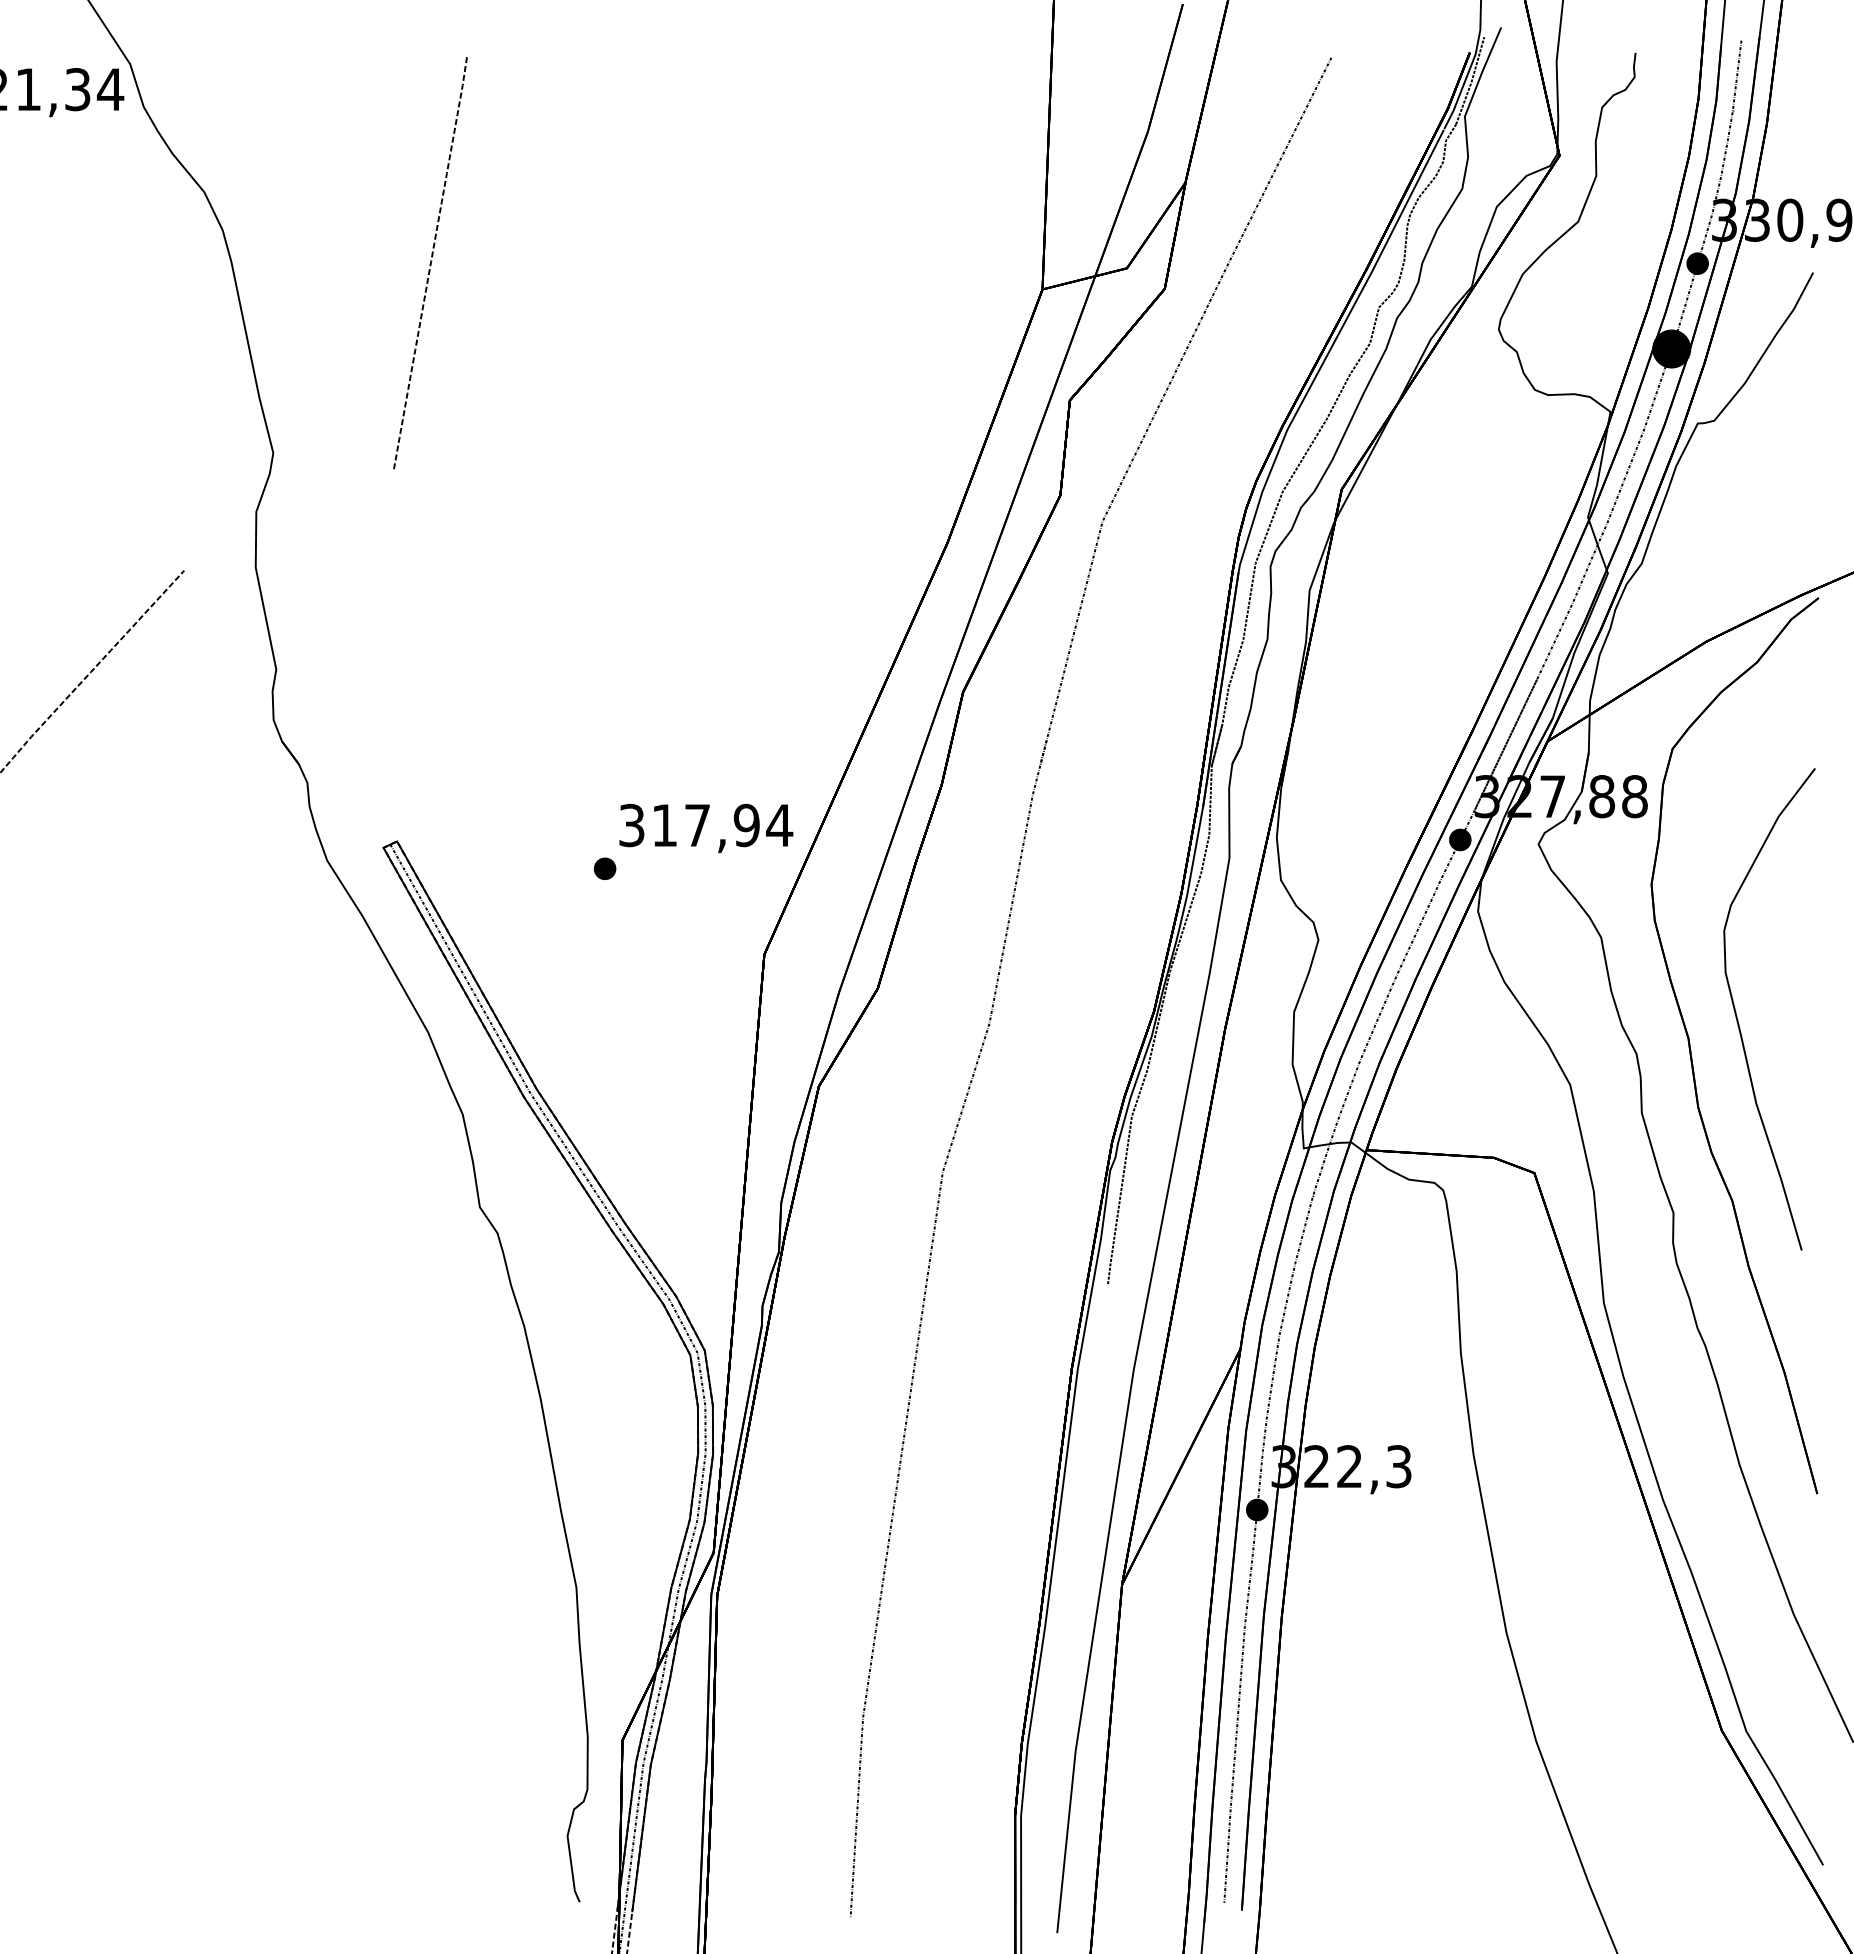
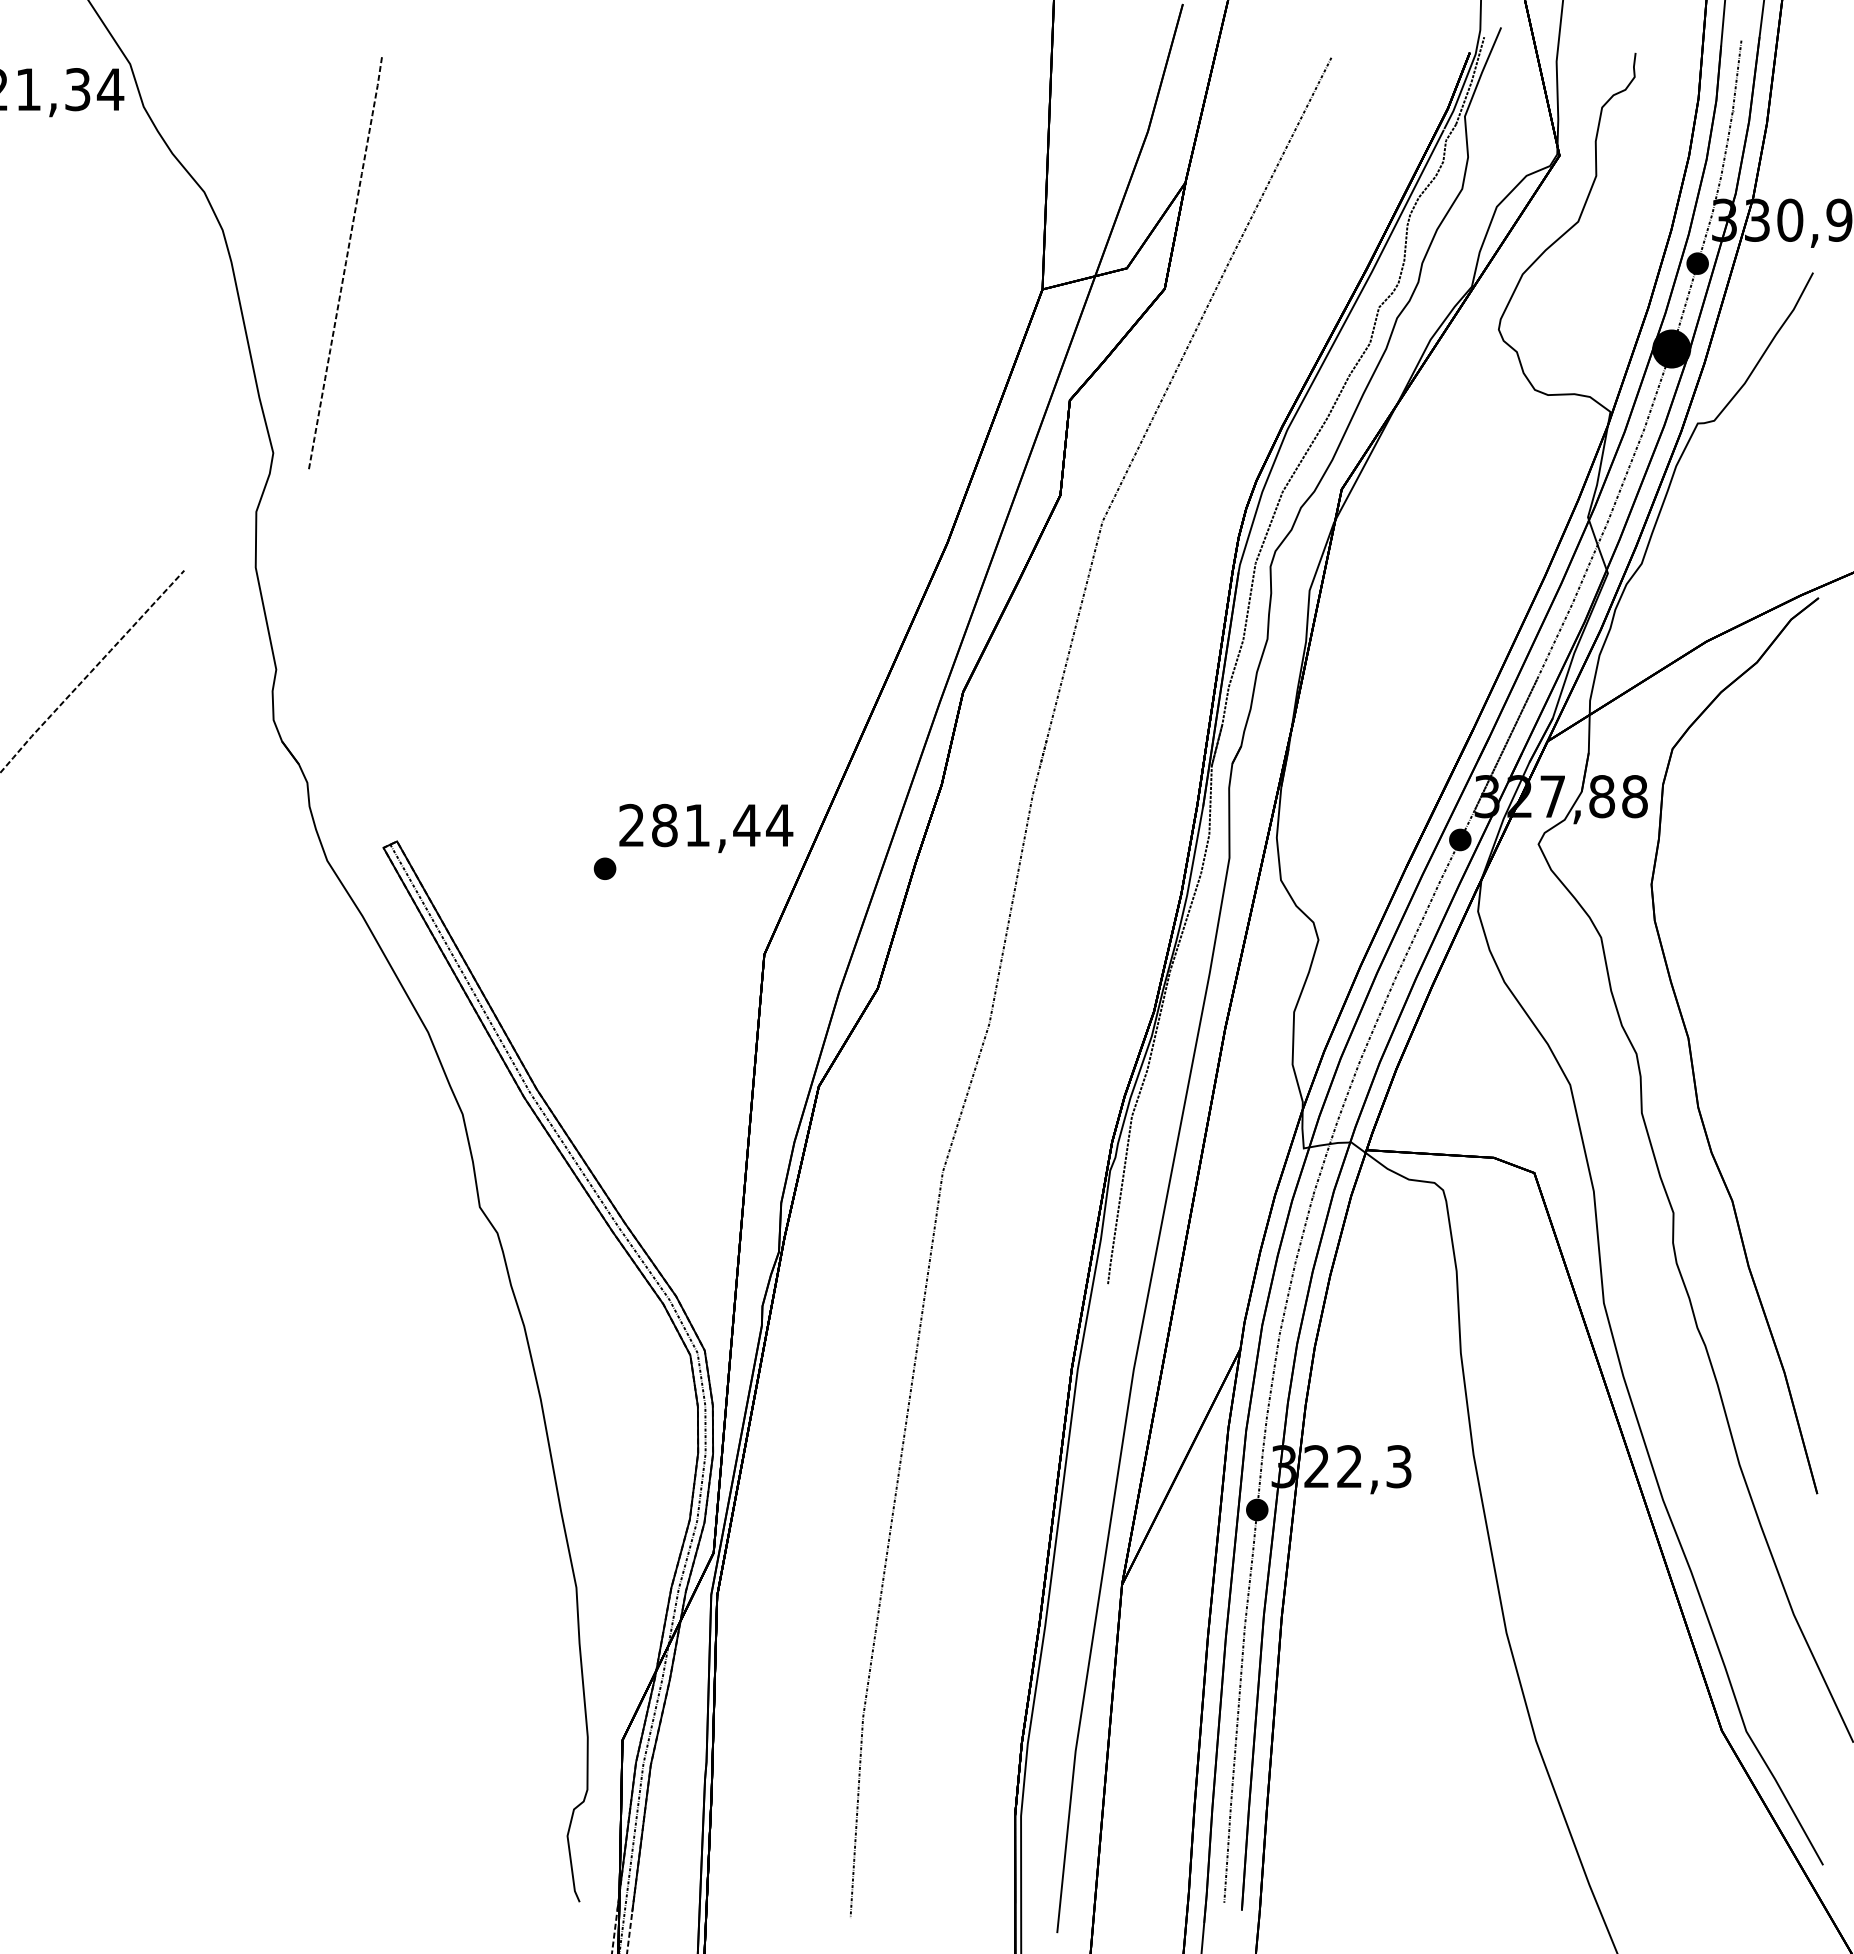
curve position: (430, 263) -> (345, 263) (345, 263)
text: 317,94 -> 281,44 (689, 825)
part: present -> none (1737, 1016)
